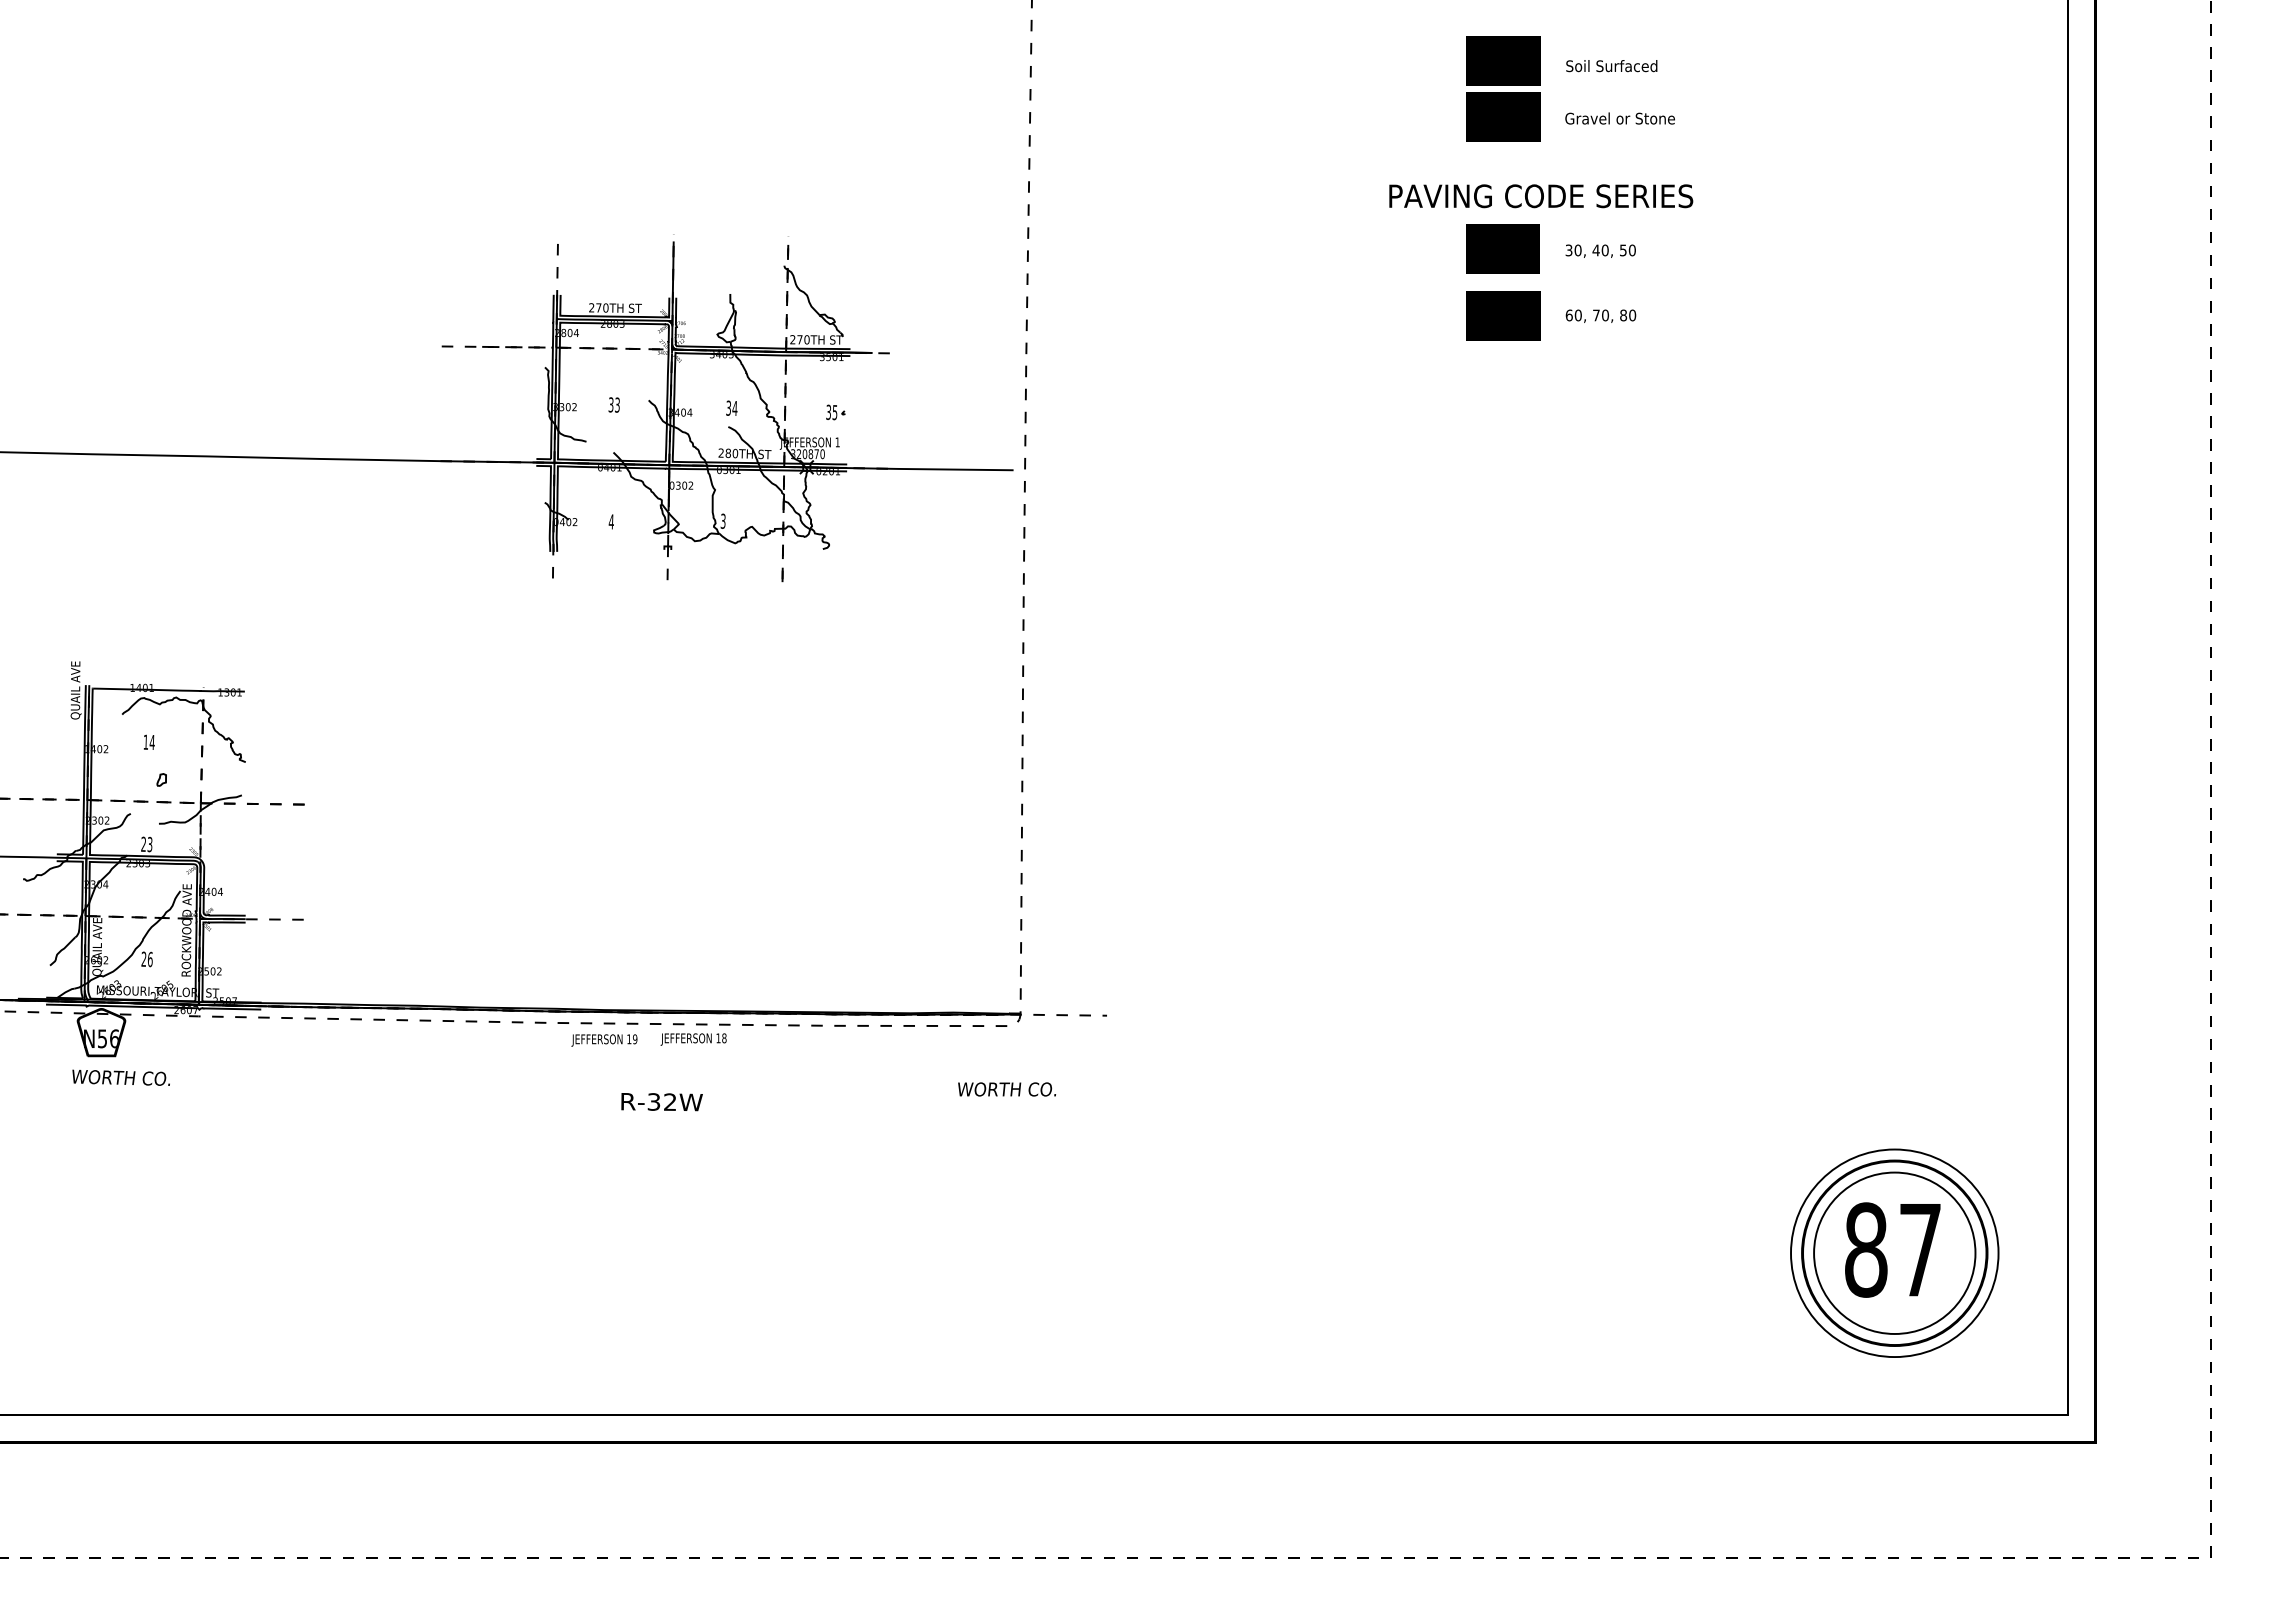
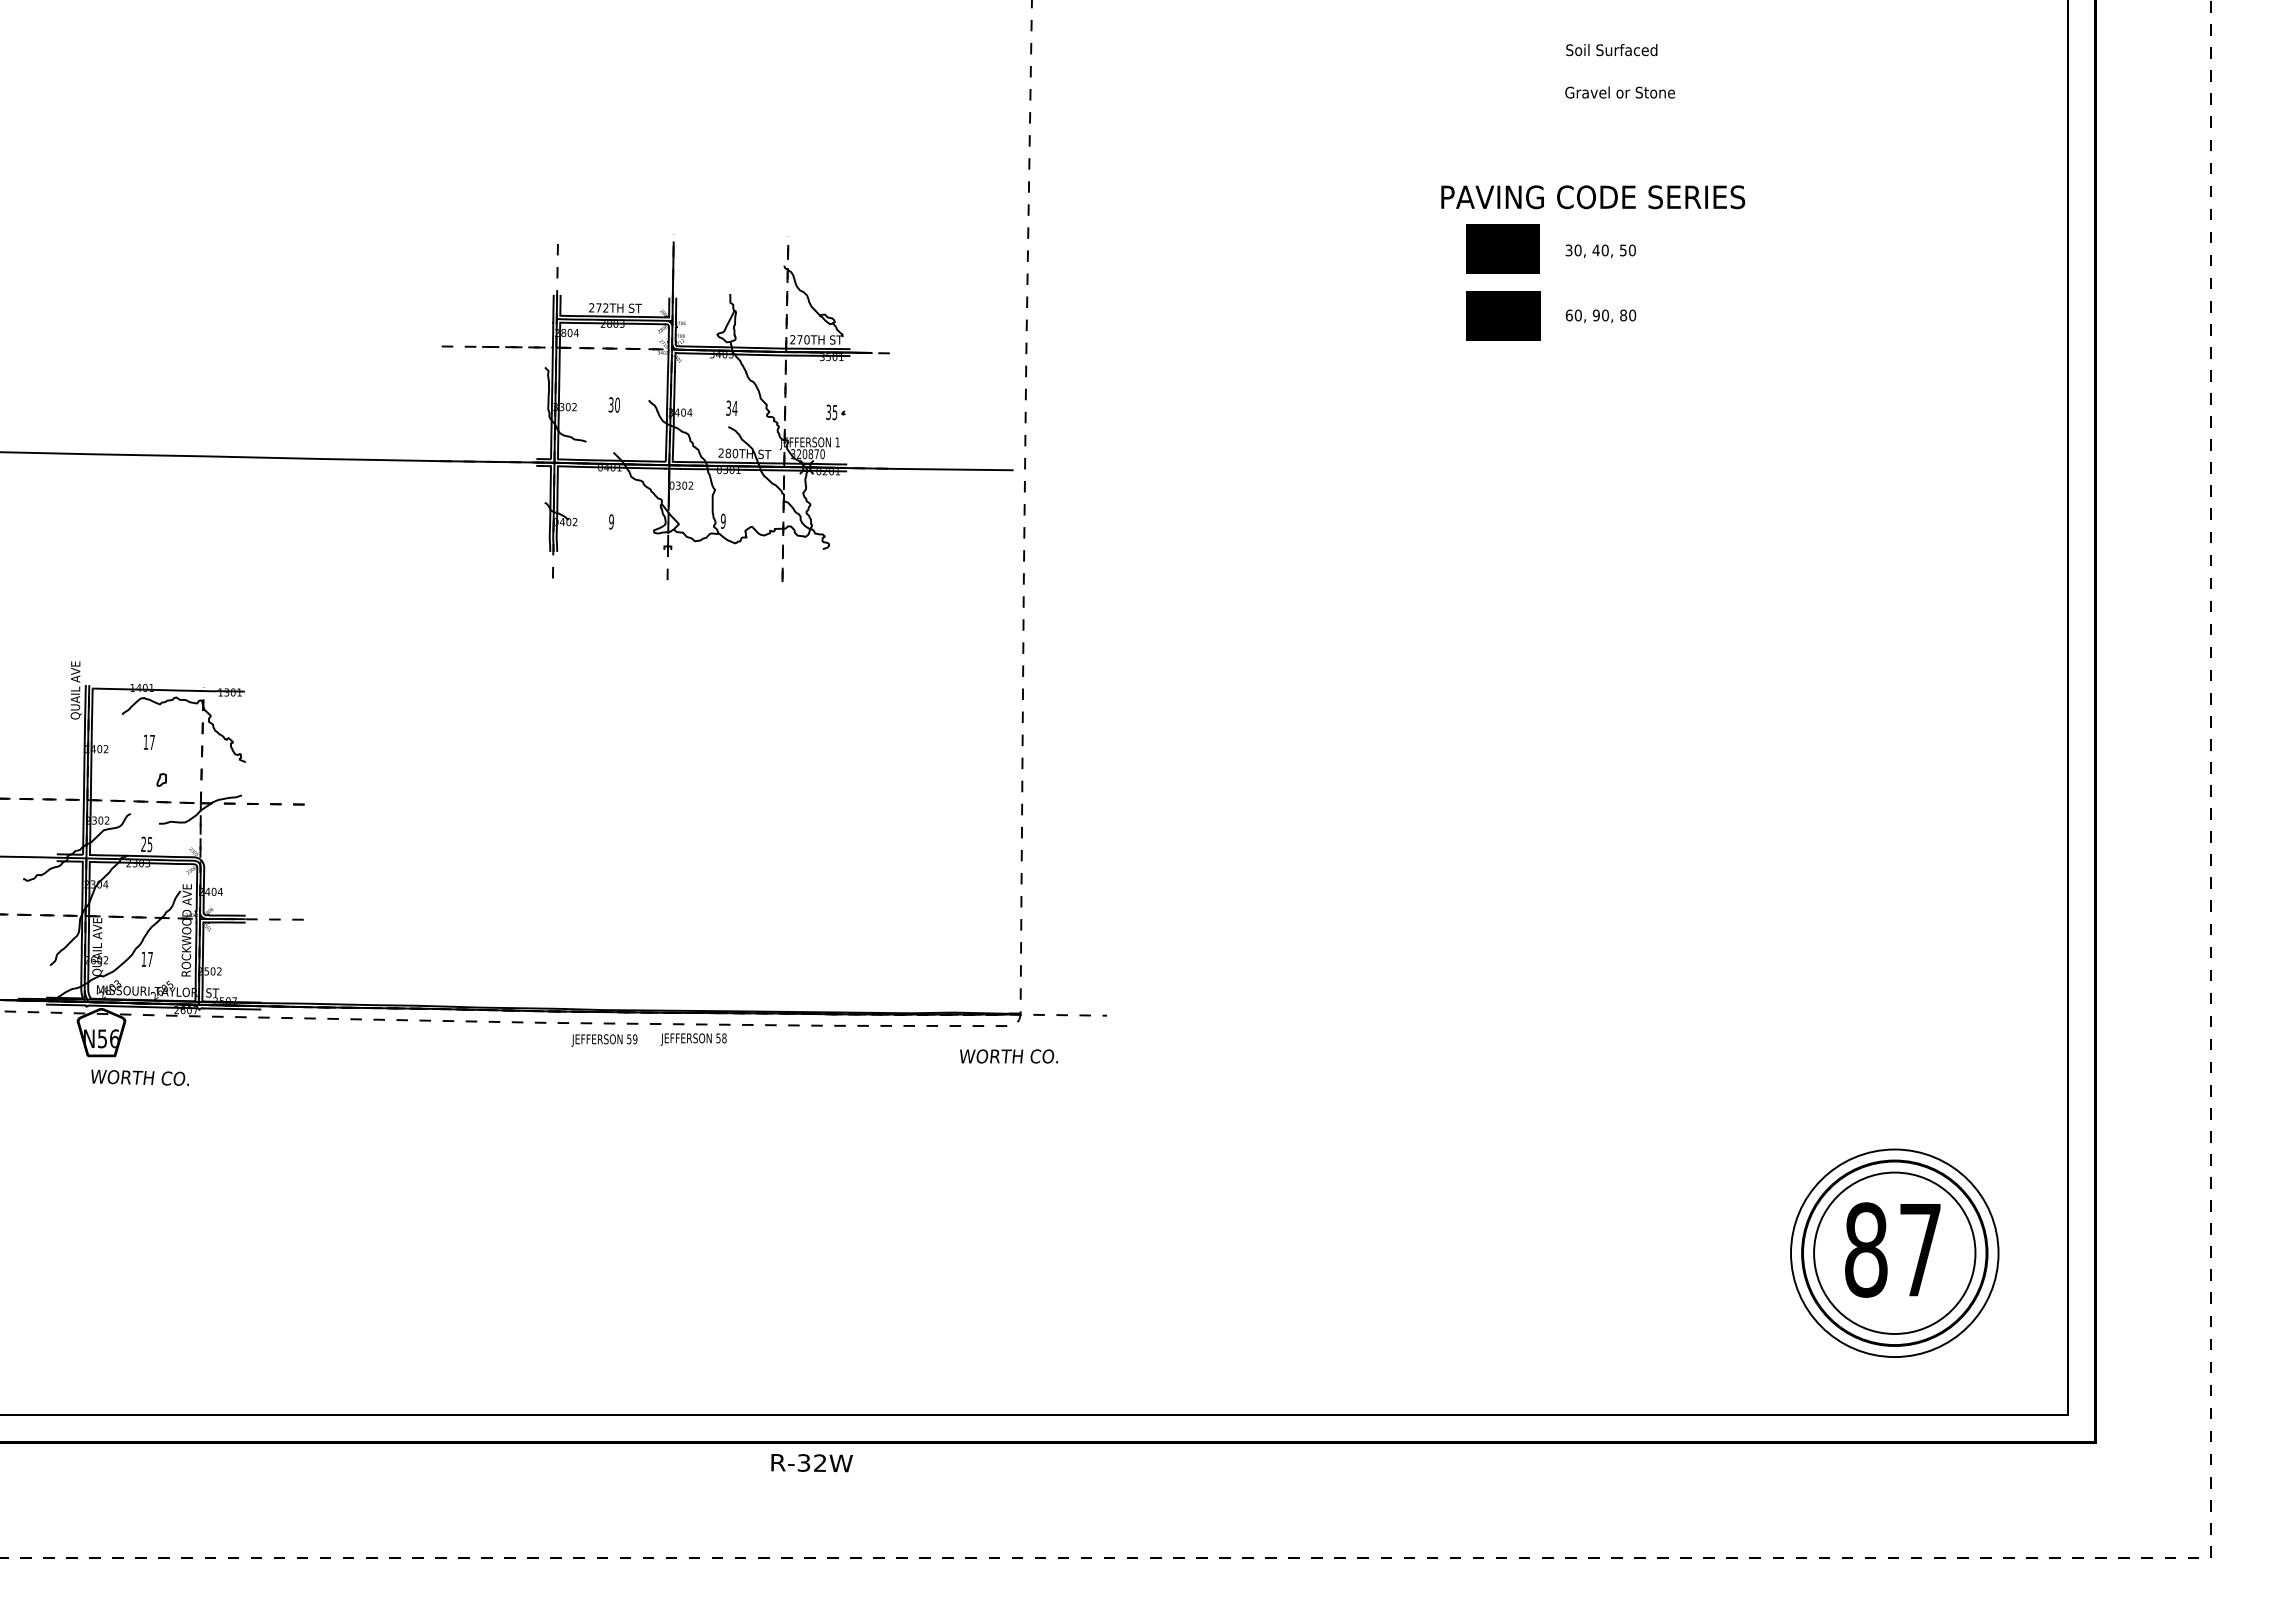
text position: (1611, 66) -> (1611, 50) (1611, 50)
part: present -> none (1503, 88)
text position: (1619, 118) -> (1619, 92) (1619, 92)
text position: (1541, 196) -> (1593, 197) (1593, 197)
text: 270TH -> 272TH (605, 307)
text: 70, -> 90, (1595, 315)
text: 33 -> 30 (617, 404)
text: 3 -> 9 (722, 520)
text: 4 -> 9 (610, 521)
text: 14 -> 17 (151, 742)
text: 23 -> 25 (150, 843)
text: 26 -> 17 (146, 959)
text: 18 -> 58 (718, 1038)
text: 19 -> 59 (629, 1039)
text position: (120, 1077) -> (139, 1077) (139, 1077)
text position: (1006, 1089) -> (1008, 1056) (1008, 1056)
text position: (661, 1102) -> (811, 1463) (811, 1463)
